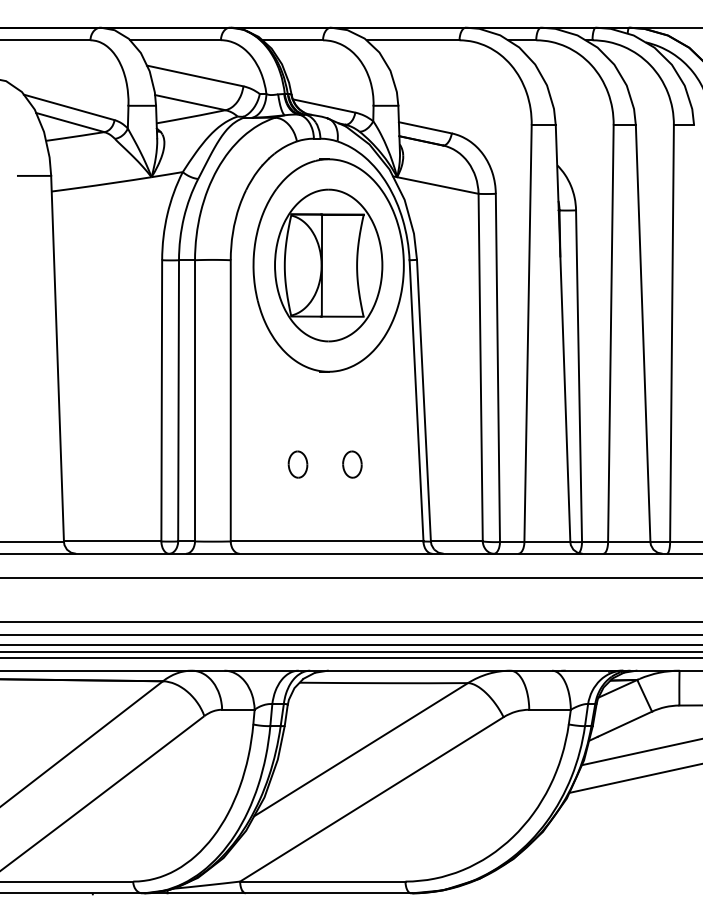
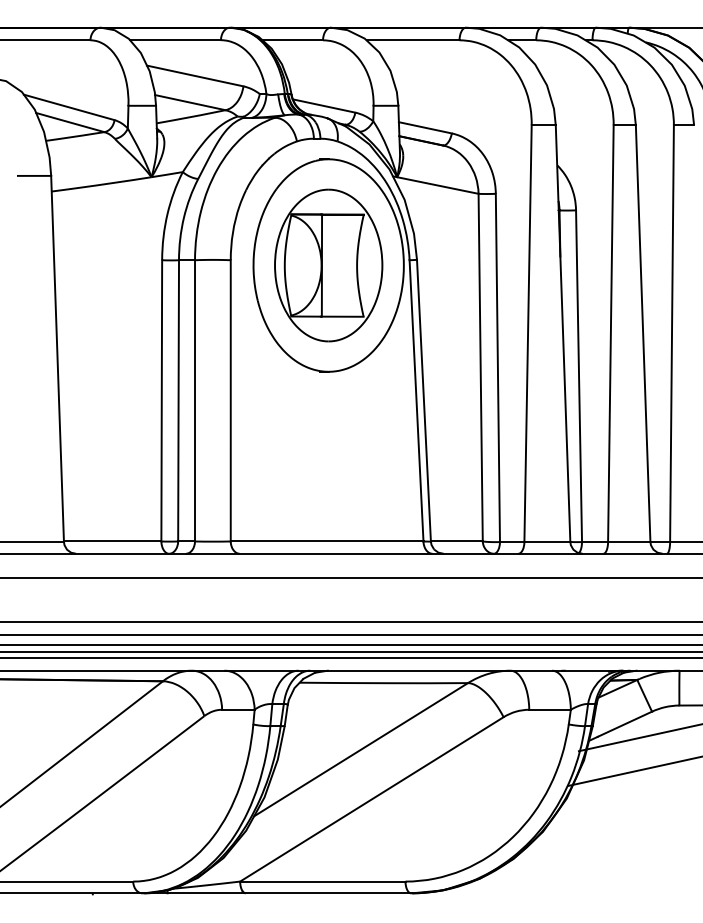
part: present -> none (297, 464)
part: present -> none (352, 464)
line position: (640, 752) -> (638, 737) (638, 737)
line position: (634, 778) -> (633, 771) (633, 771)
